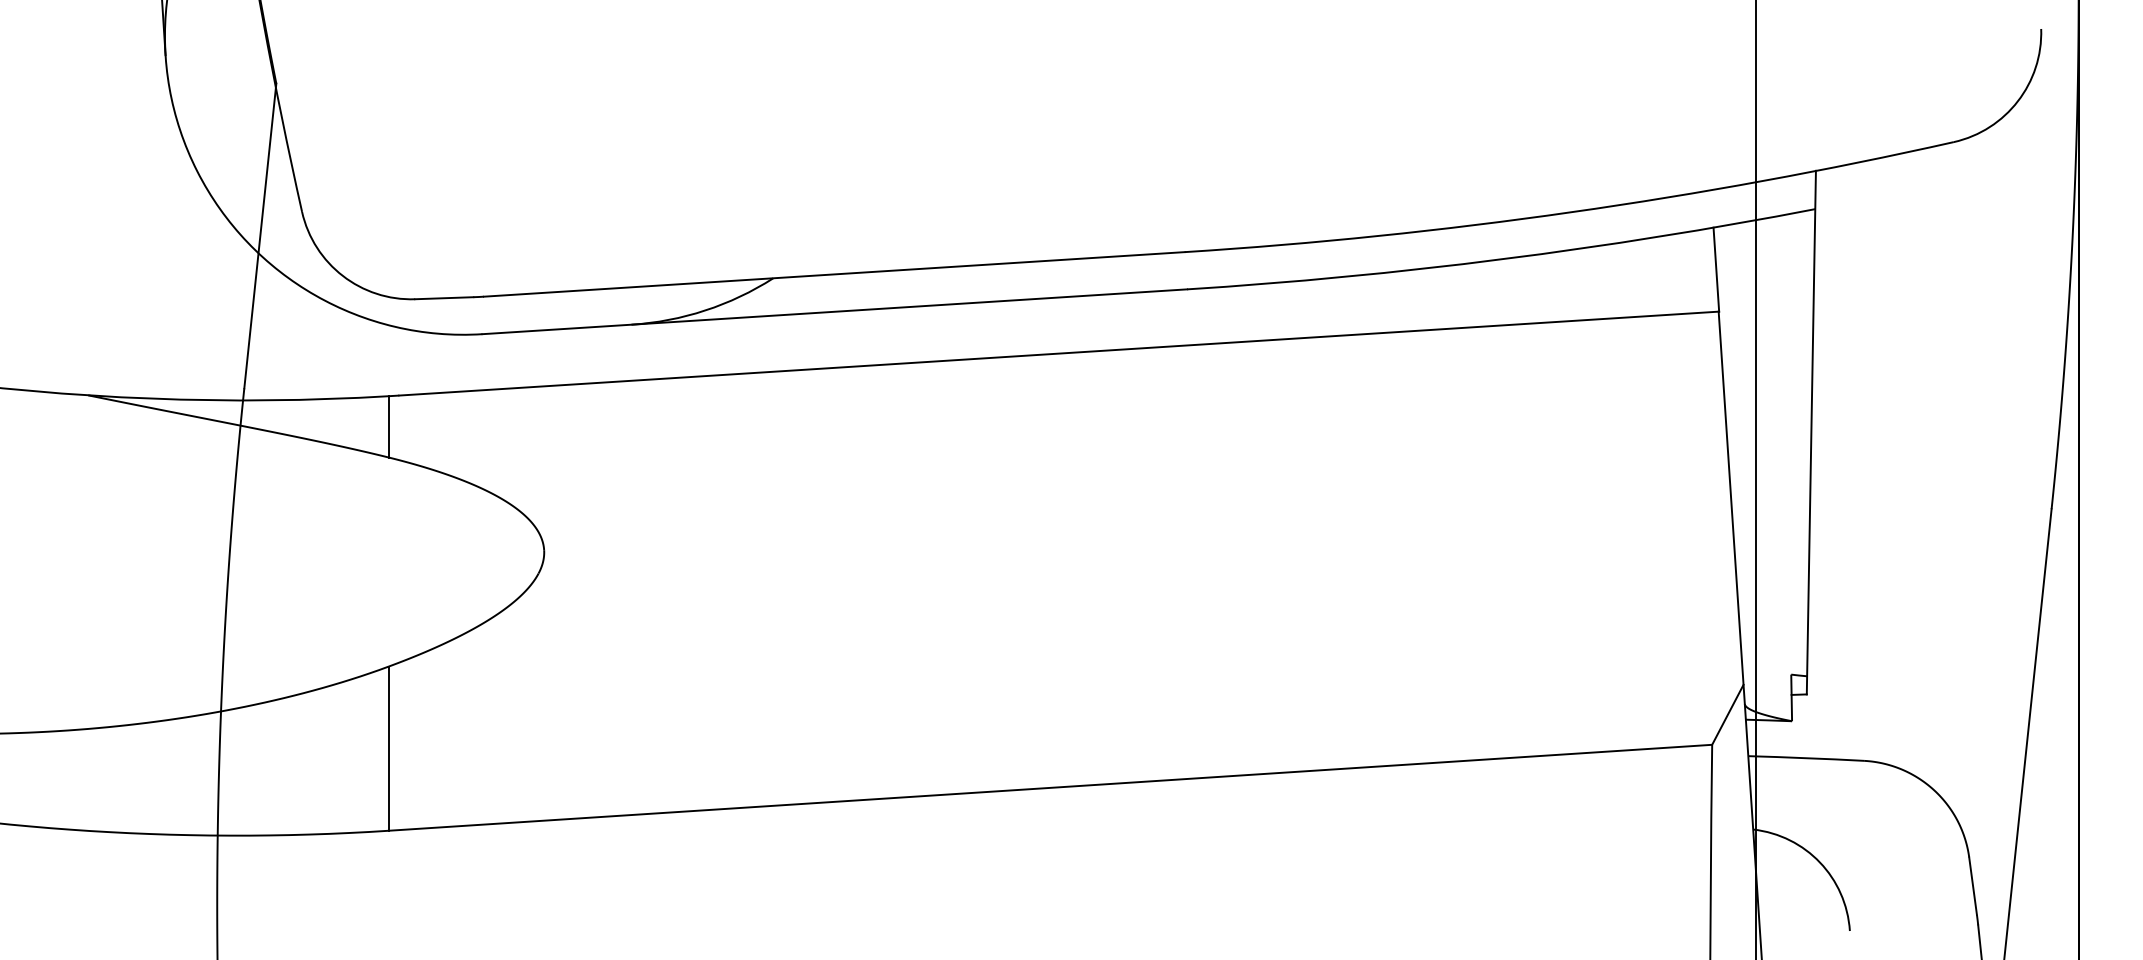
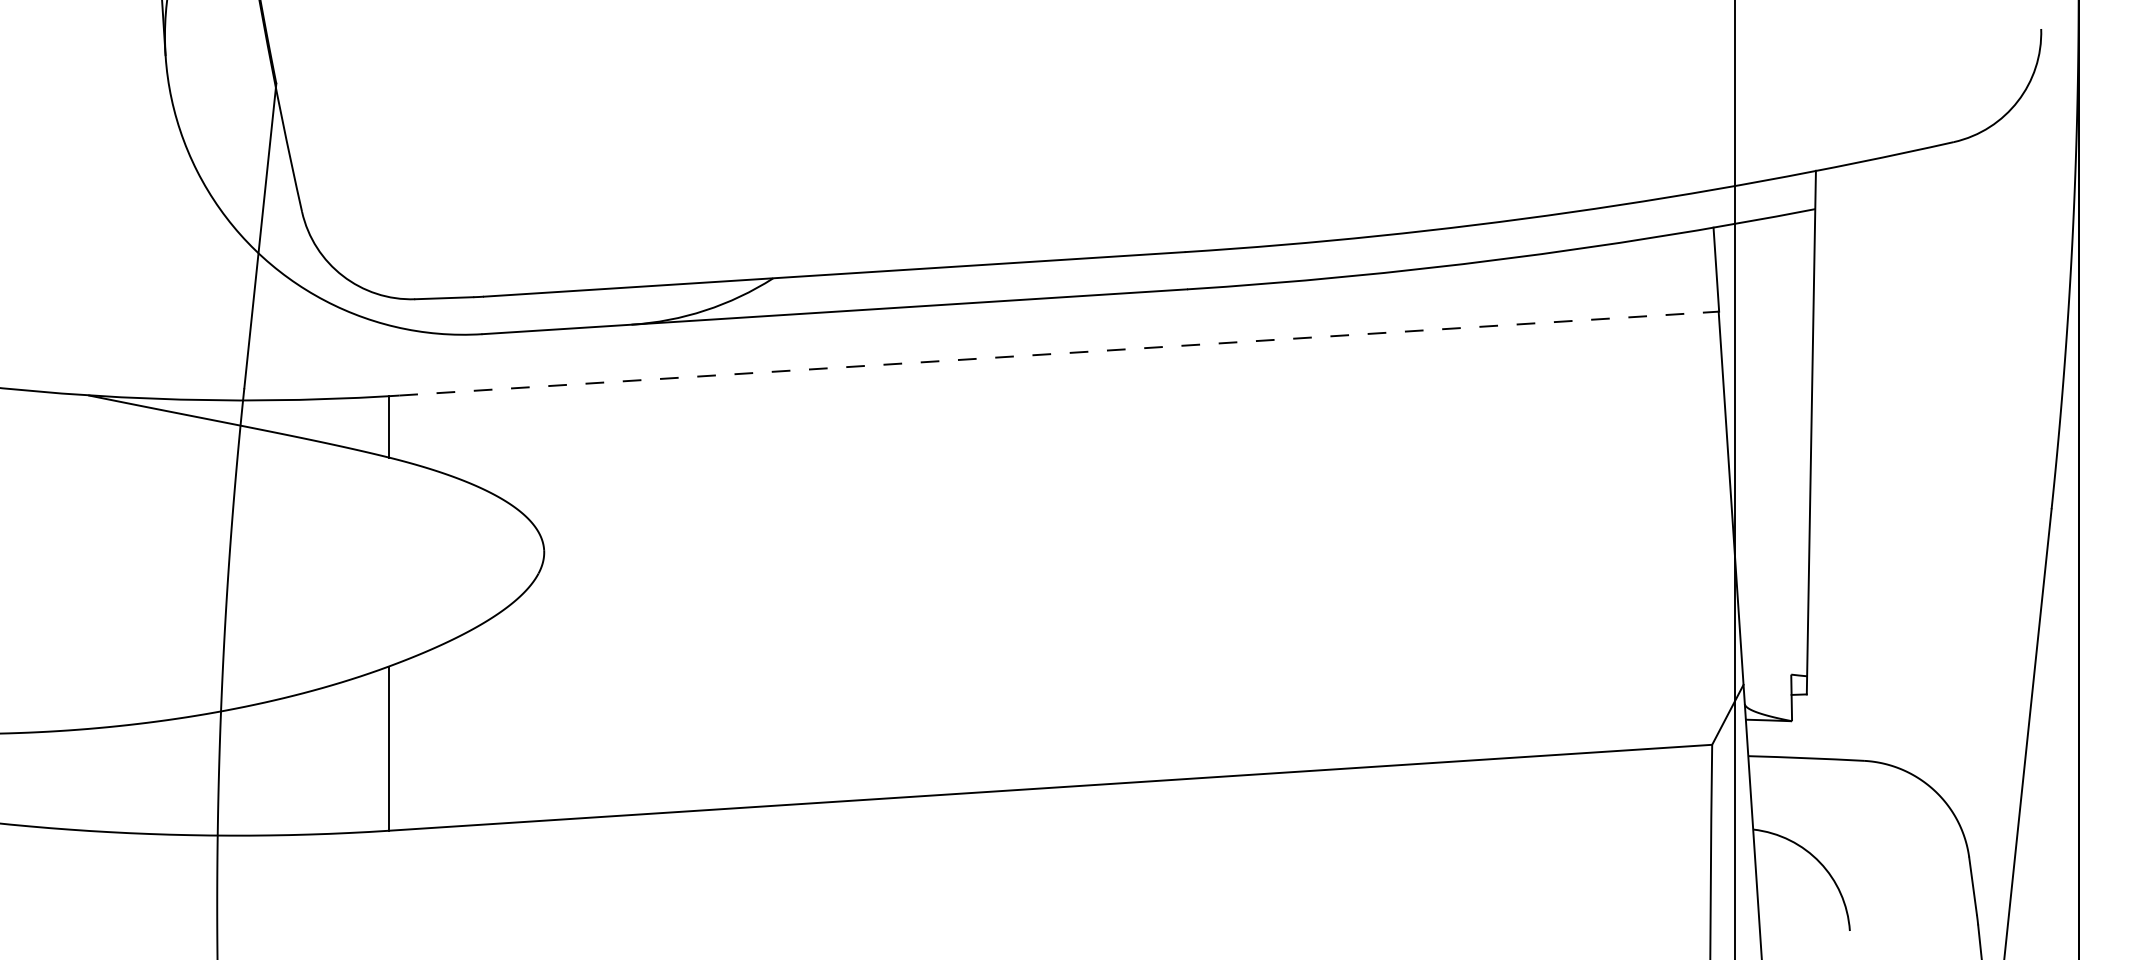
line: solid -> dashed (1059, 353)
line position: (1755, 479) -> (1734, 479) (1734, 479)
